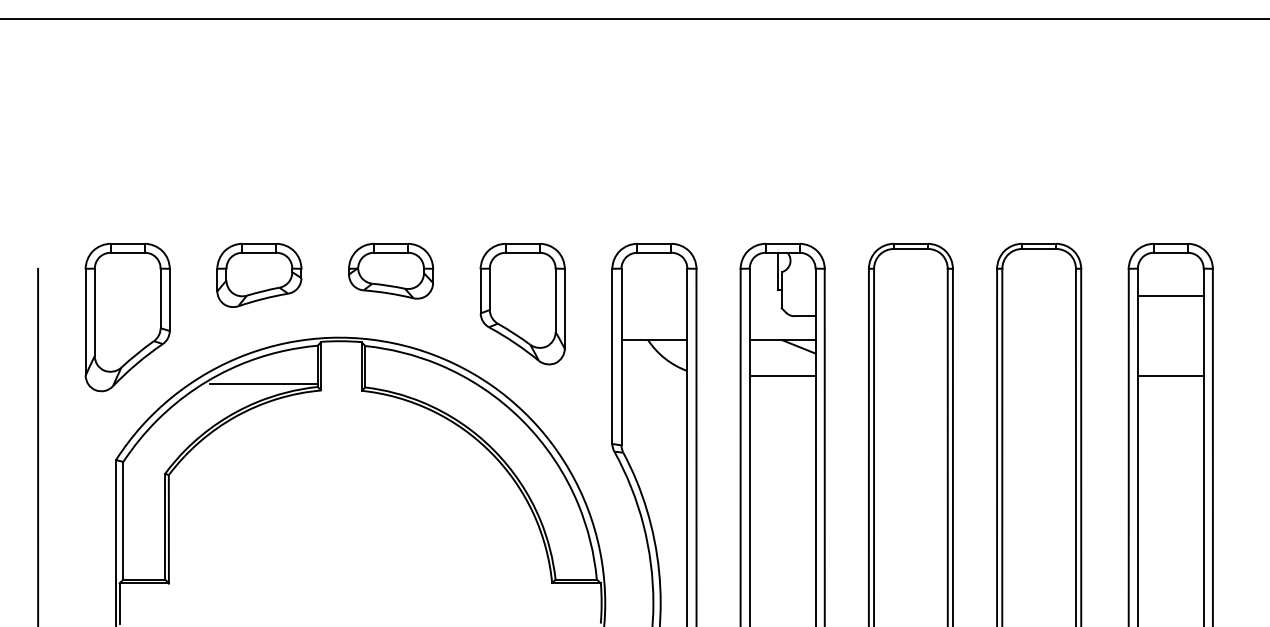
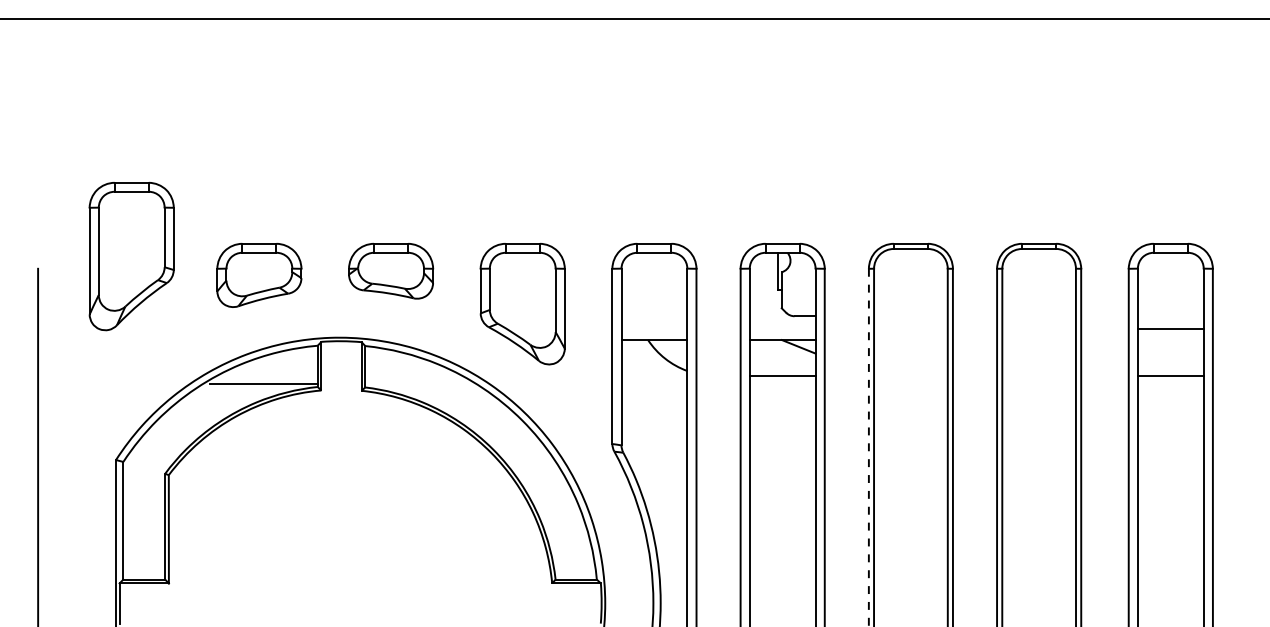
line position: (1170, 296) -> (1170, 329) (1170, 329)
part position: (127, 317) -> (131, 256) (131, 256)
line: solid -> dashed (868, 447)
